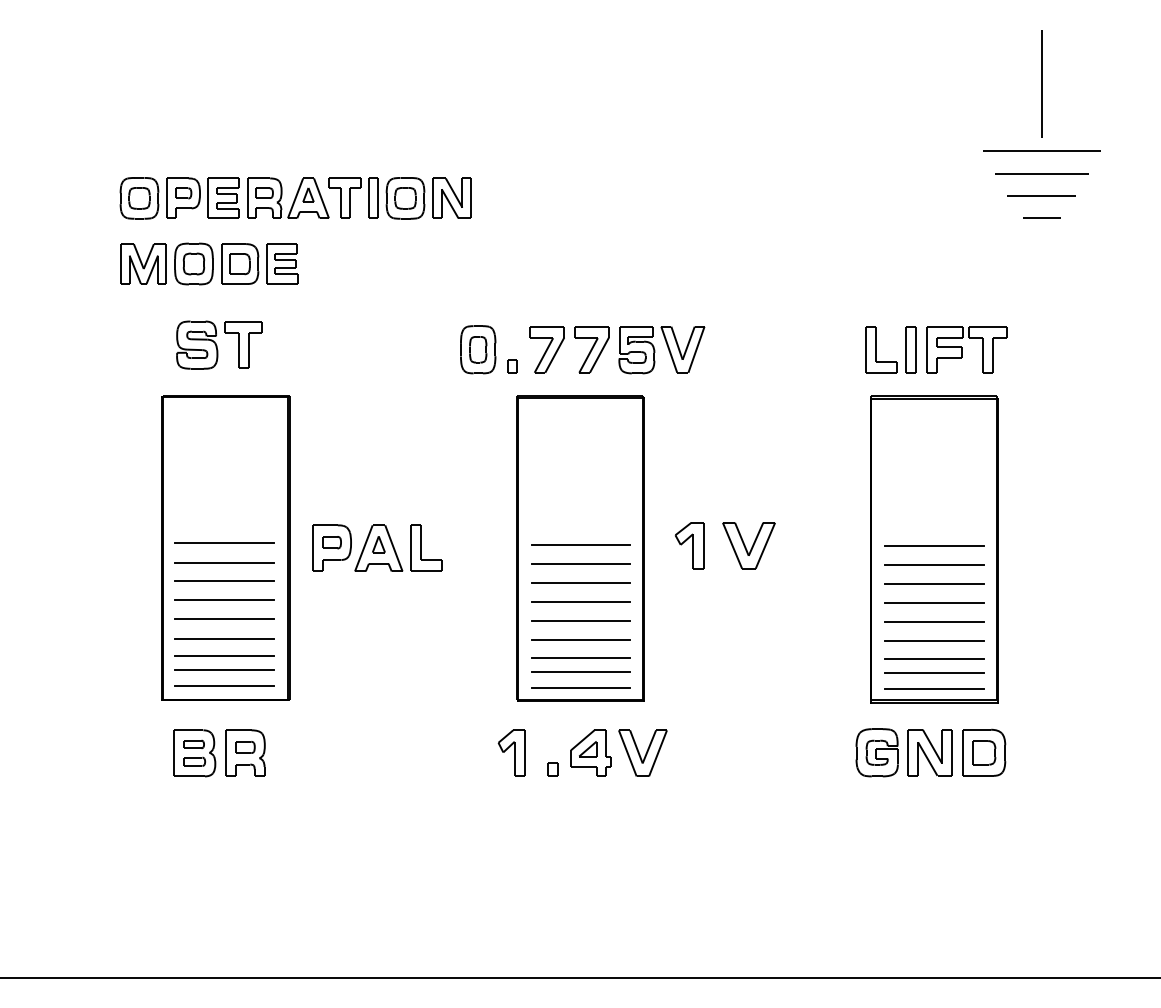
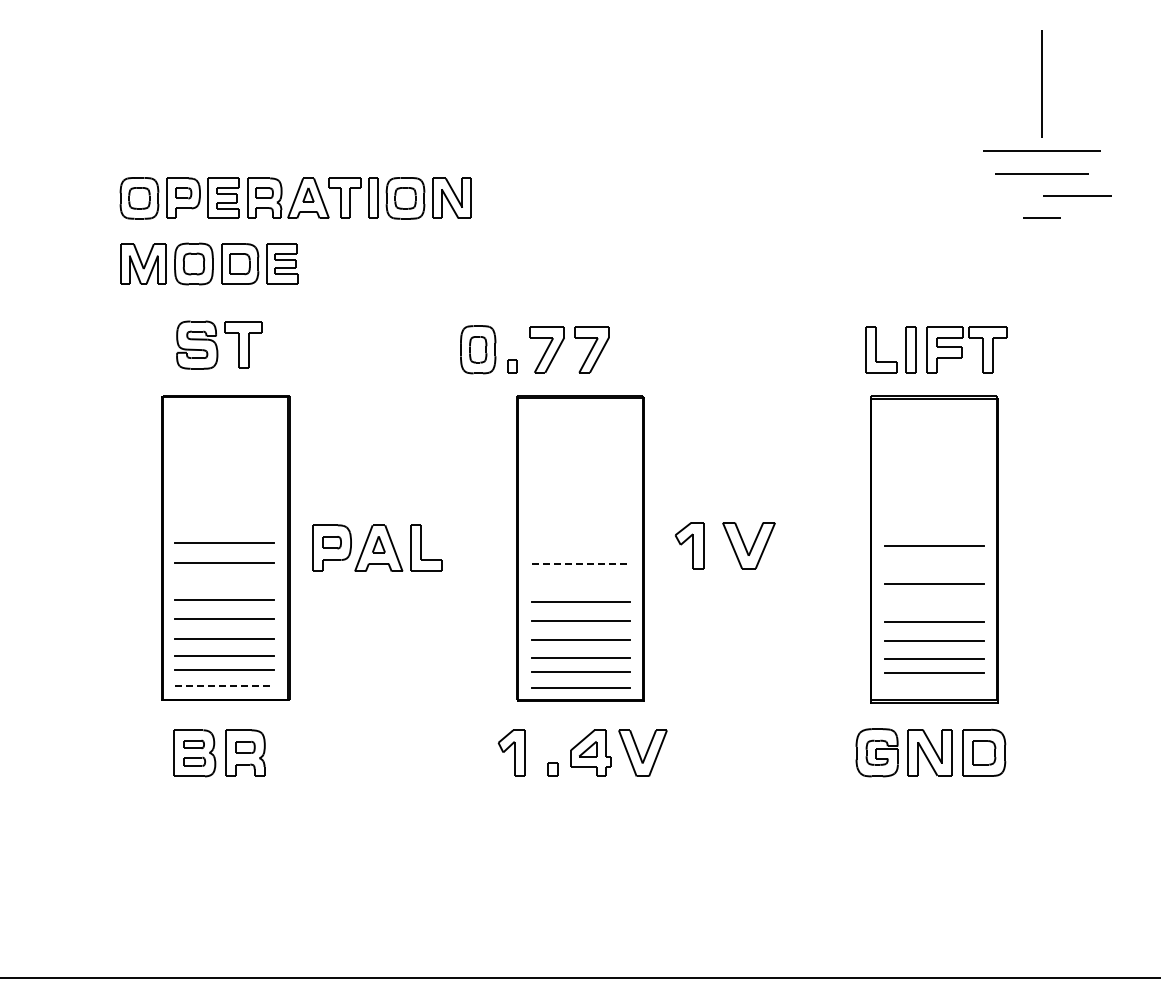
line position: (1041, 195) -> (1077, 195) (1077, 195)
part: present -> none (661, 350)
line: present -> none (580, 544)
line: solid -> dashed (581, 564)
line: present -> none (934, 565)
line: present -> none (224, 580)
line: present -> none (580, 582)
line: present -> none (934, 602)
line: solid -> dashed (225, 686)
line: present -> none (934, 689)
